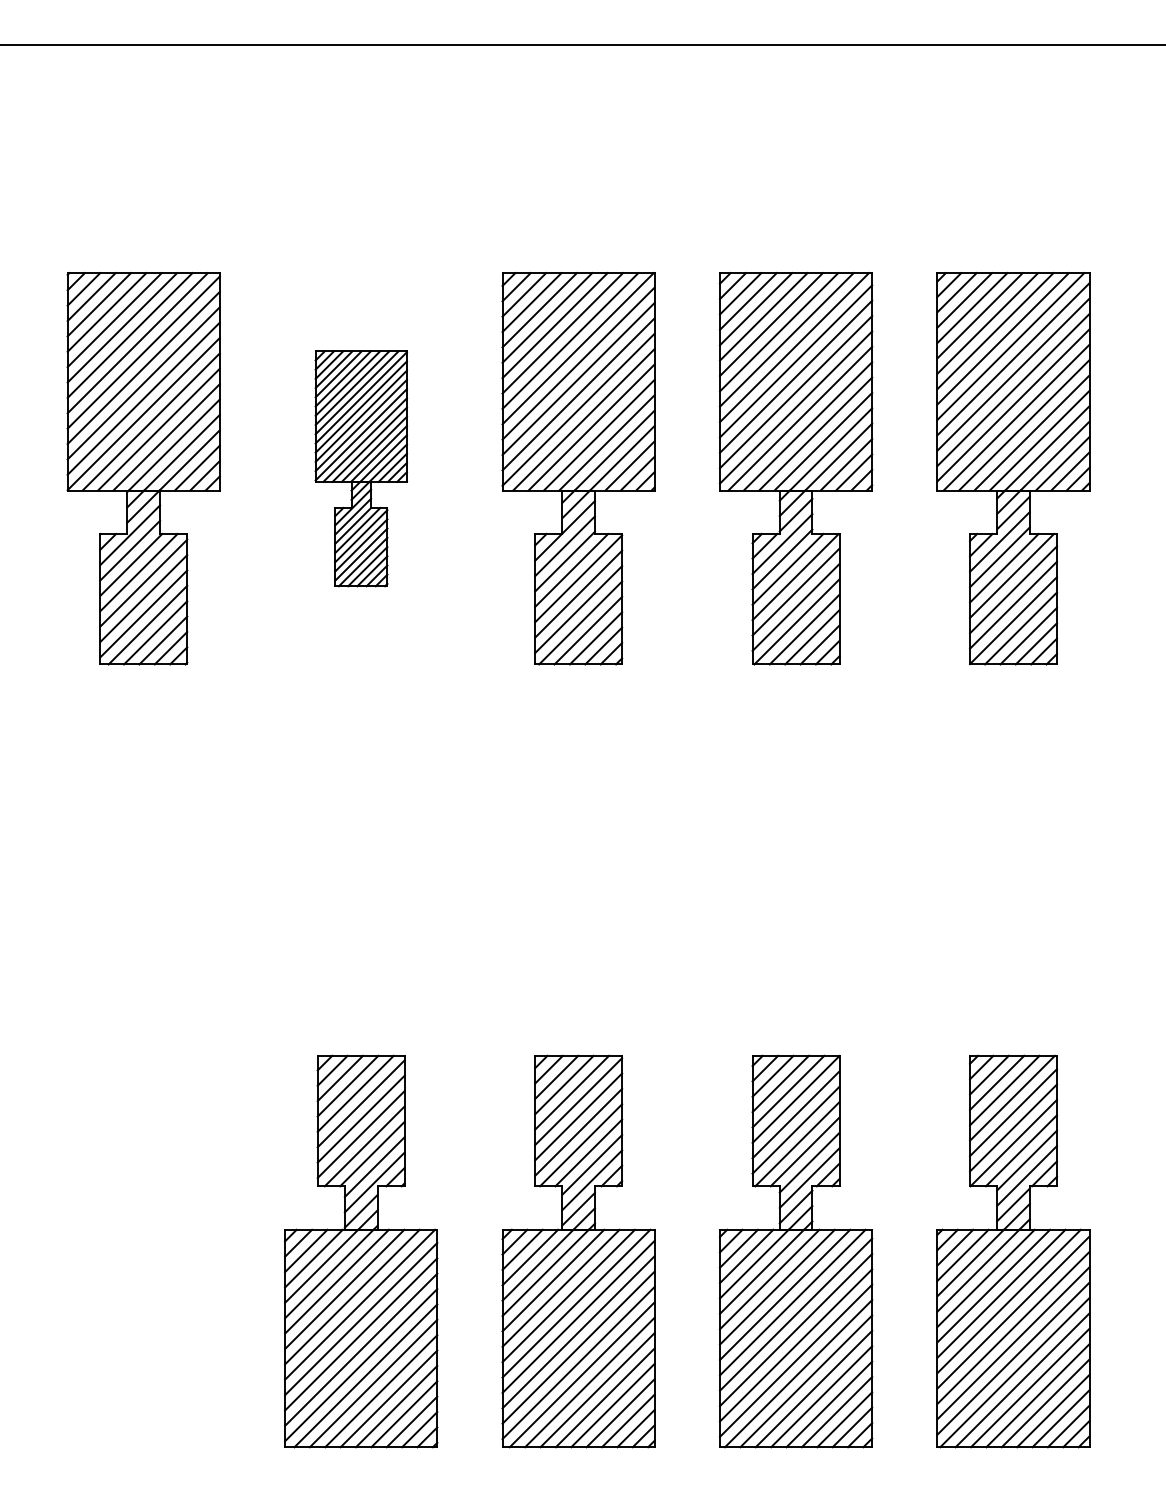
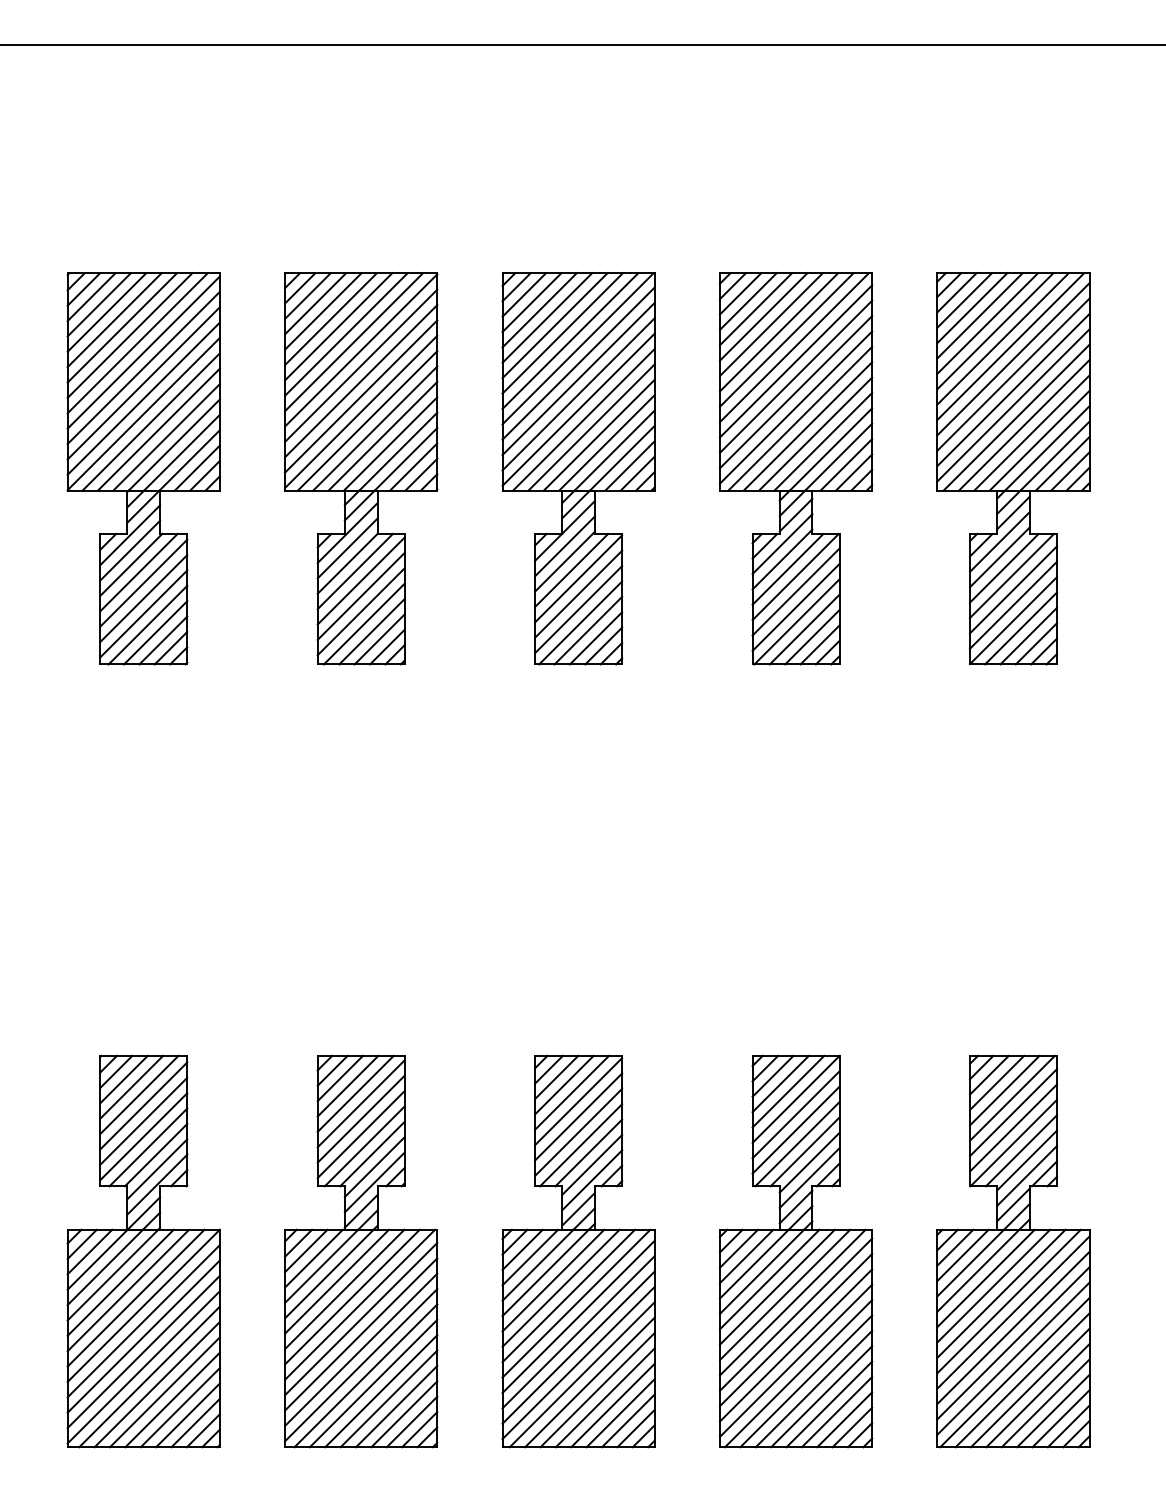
part size: 95x238 px -> 155x394 px (361, 468)
part: none -> present (143, 1251)
